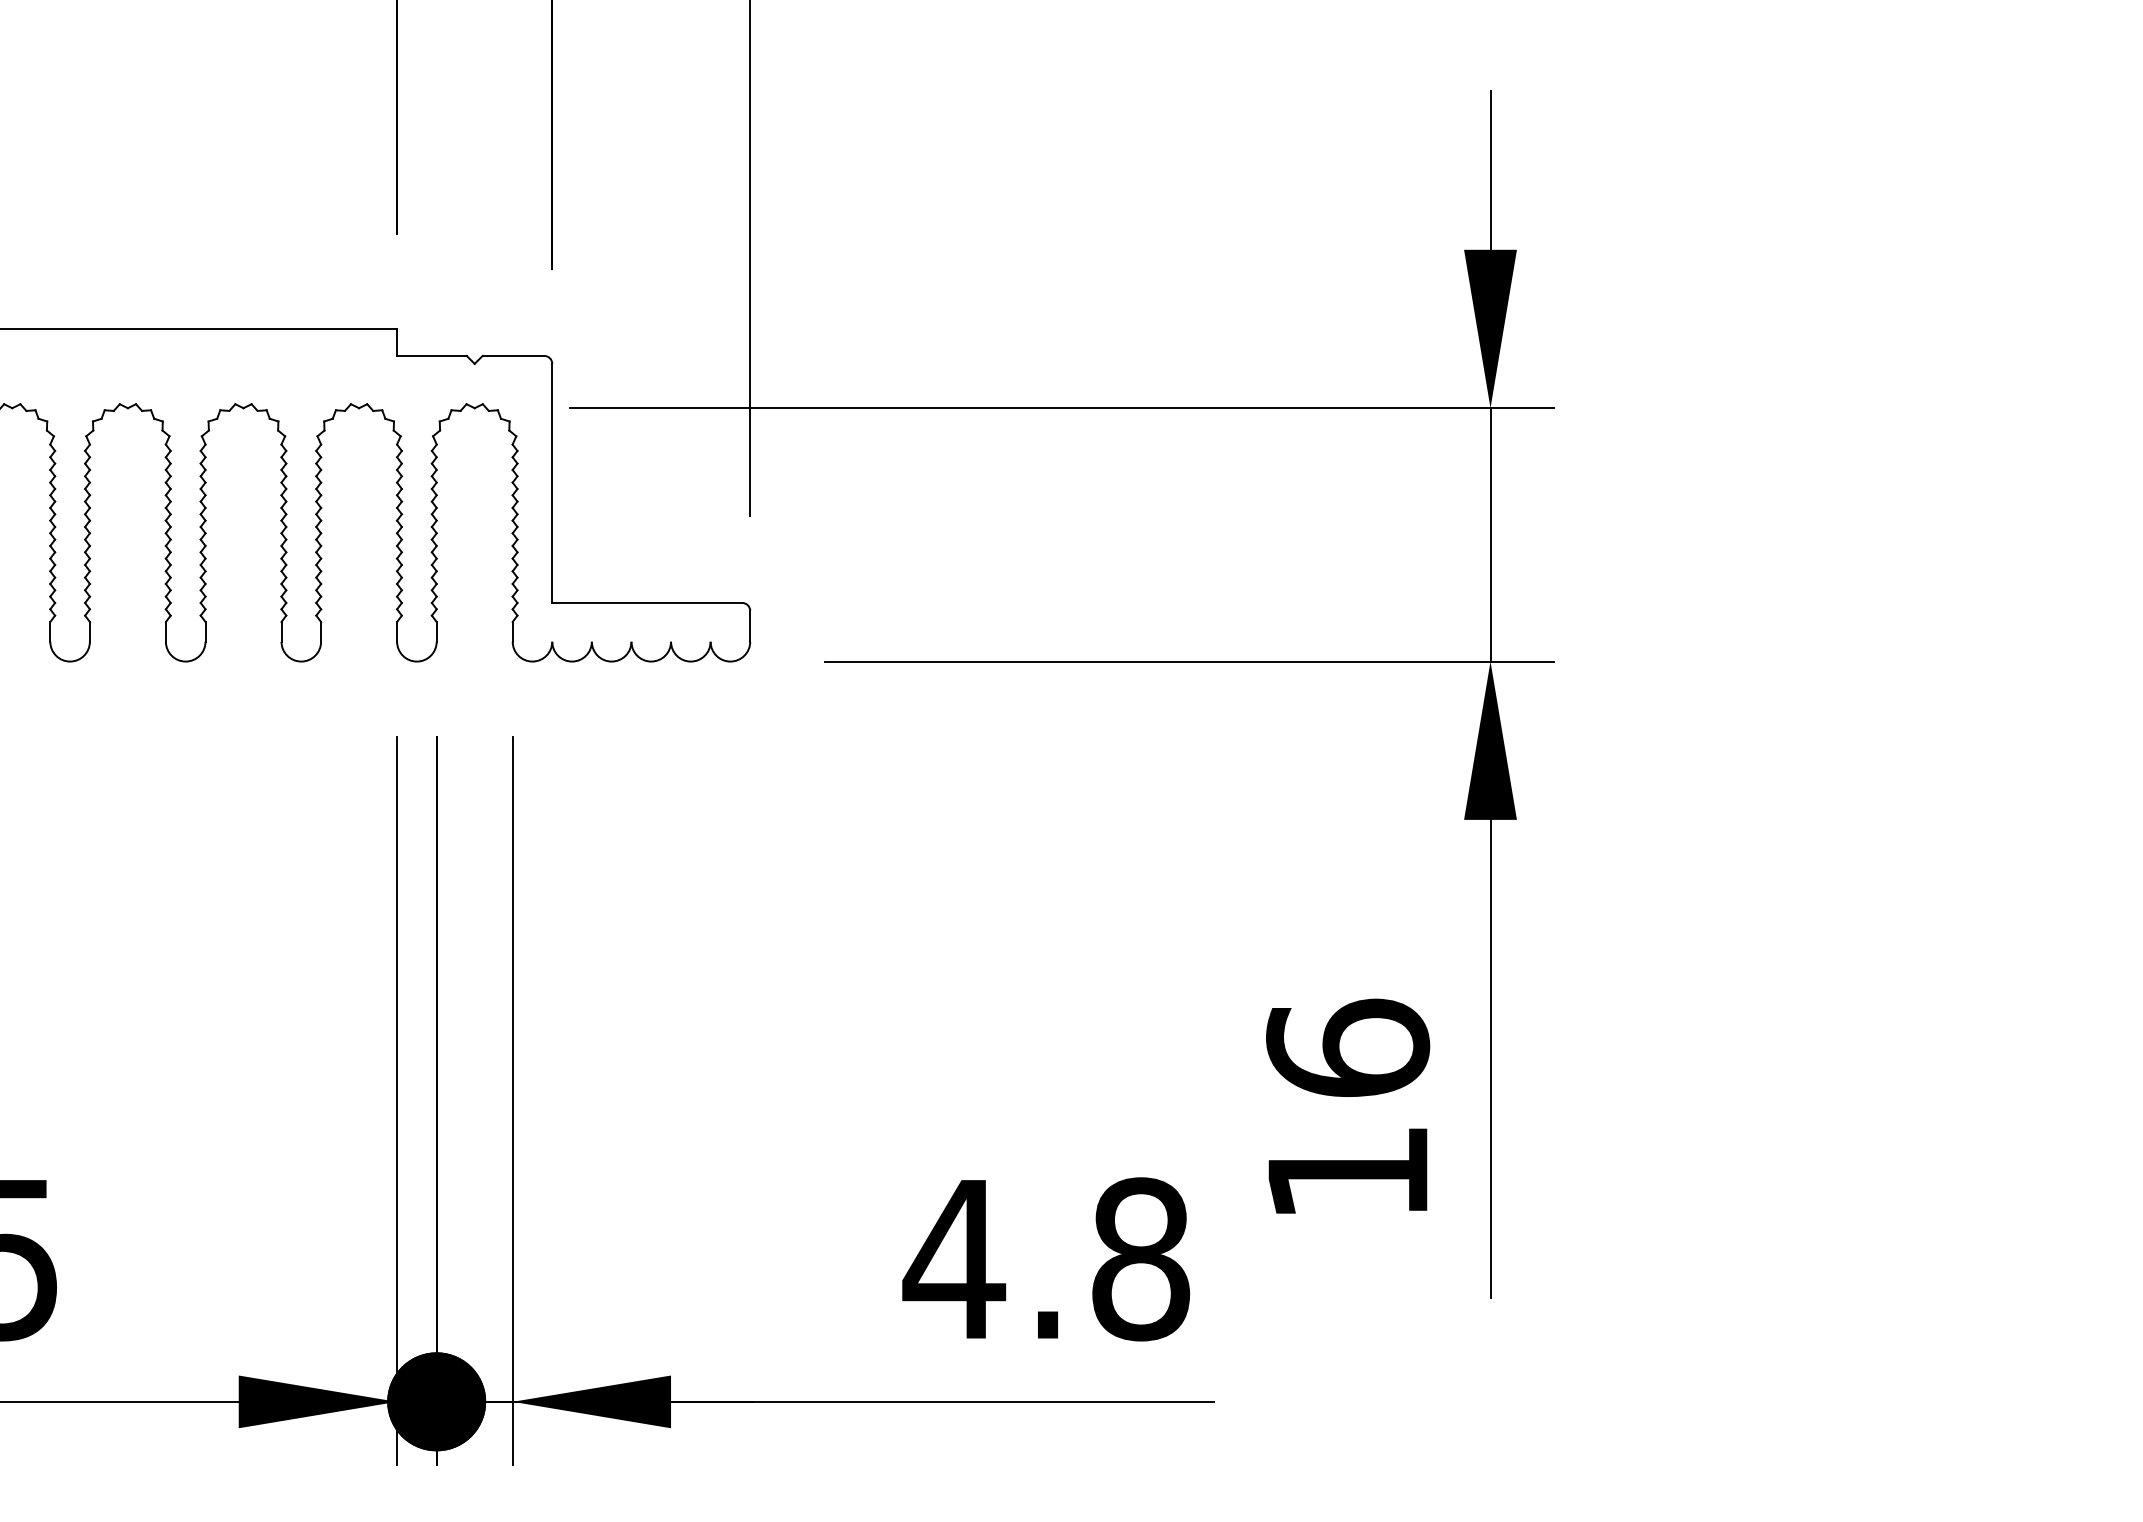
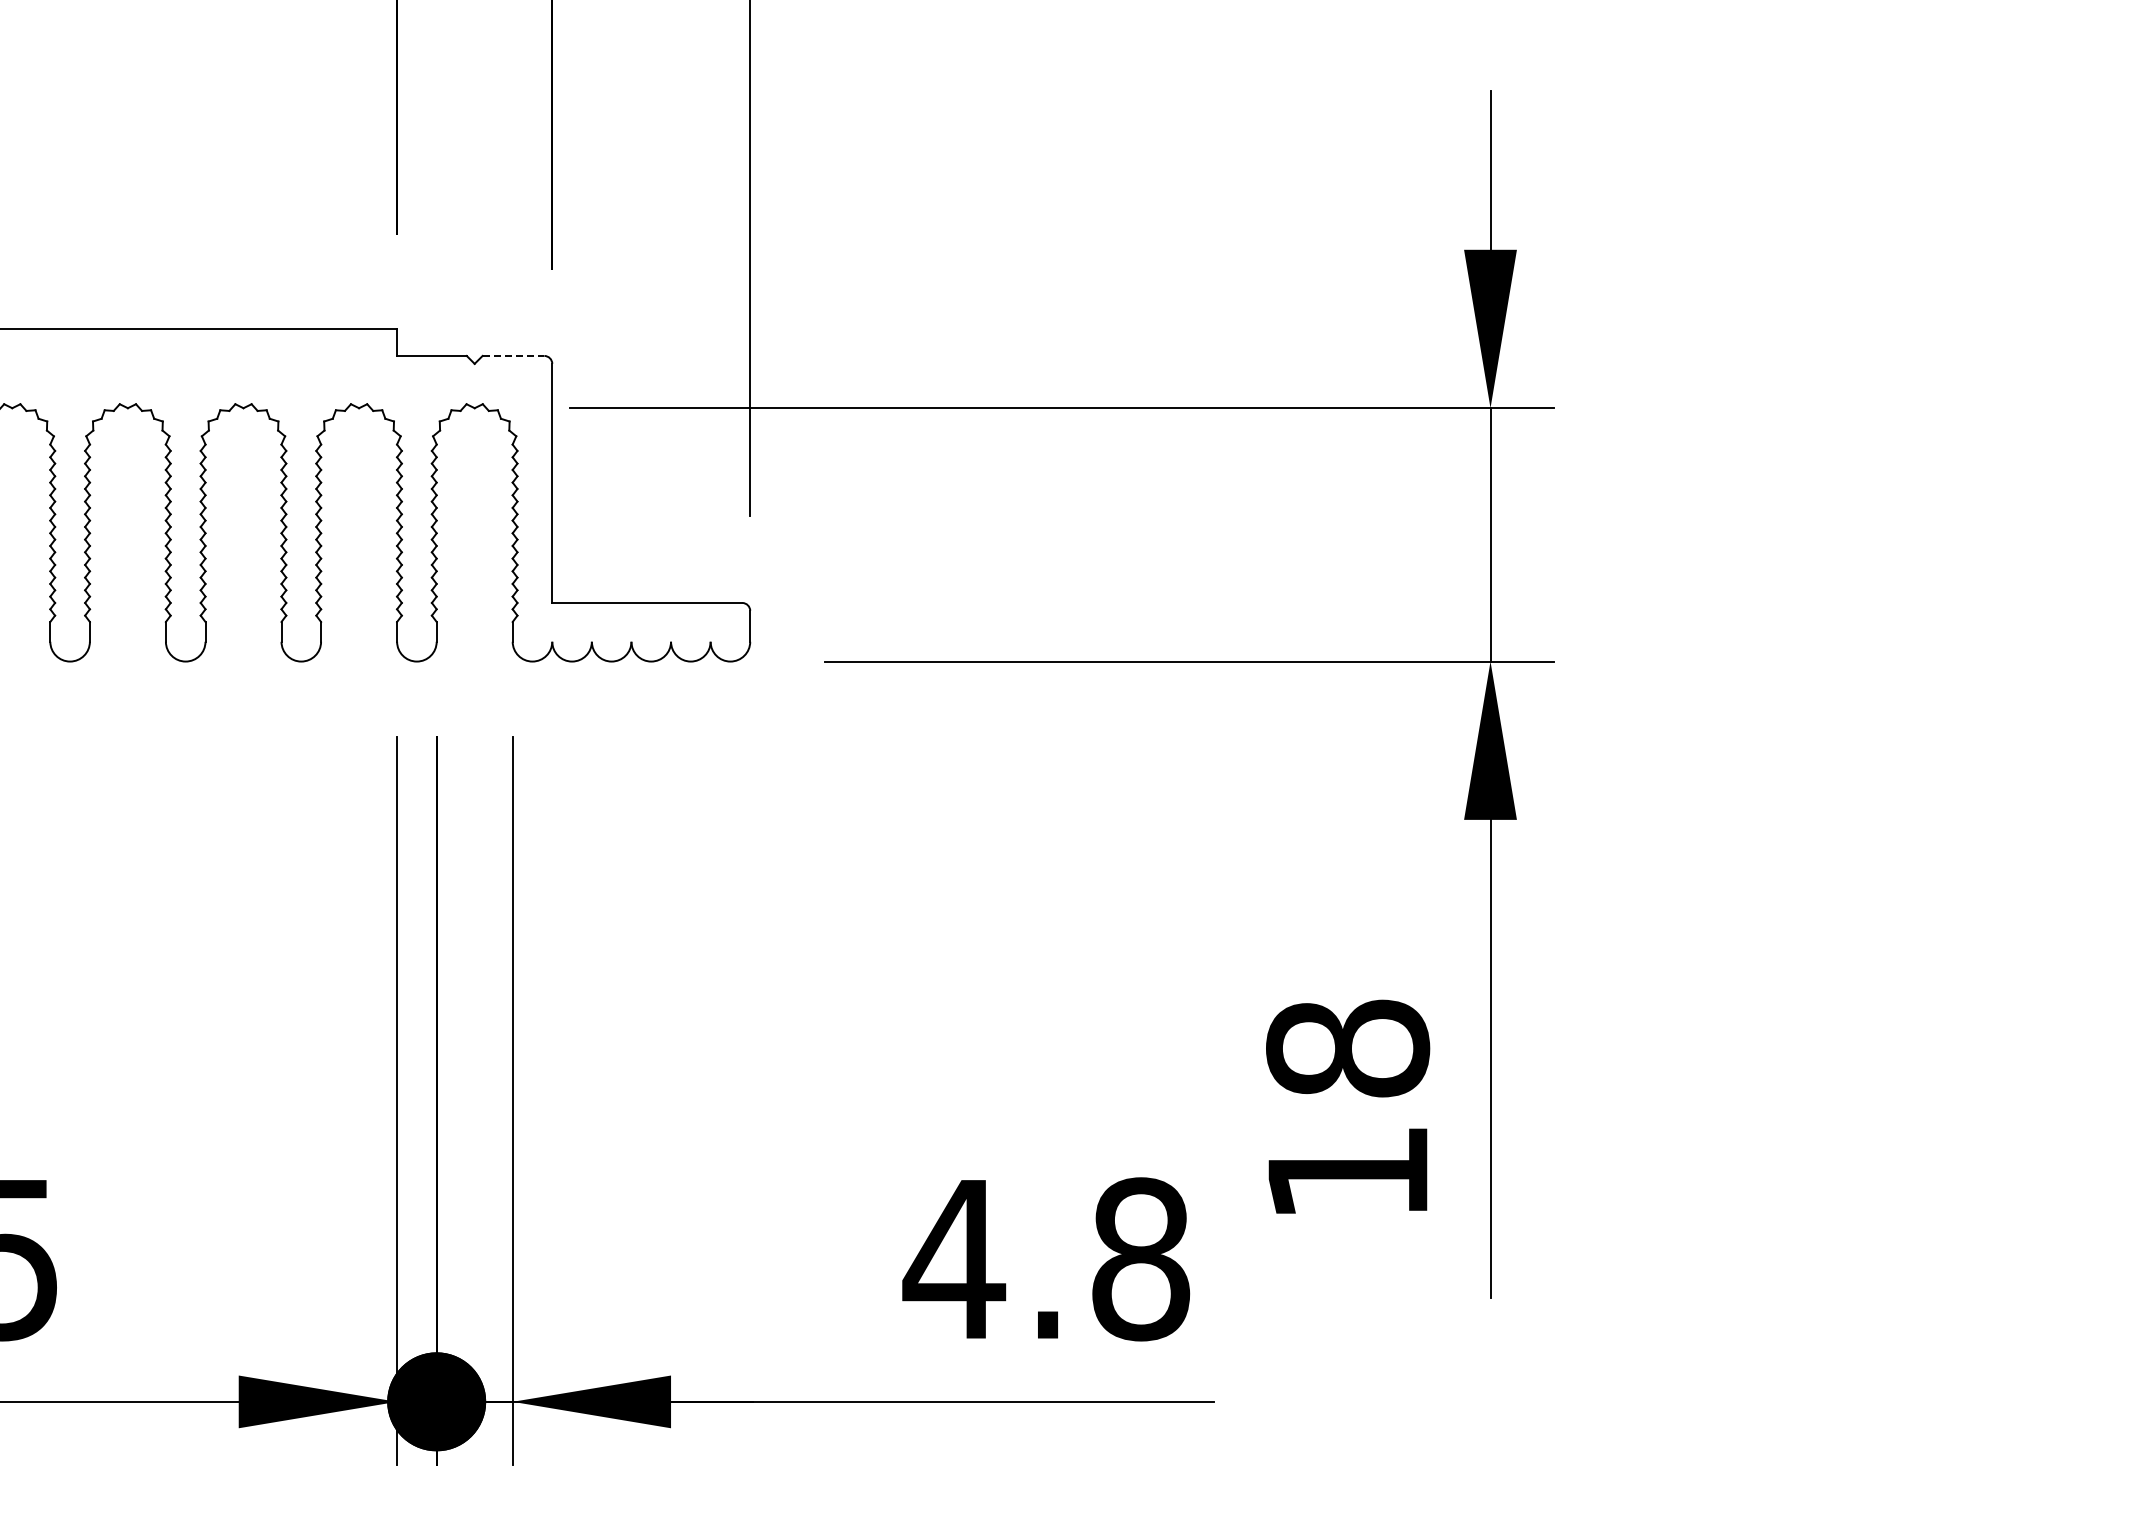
line: solid -> dashed (513, 355)
text: 16 -> 18 (1348, 1047)
